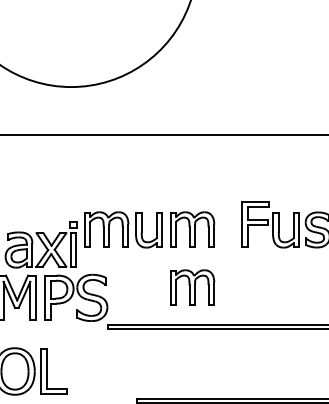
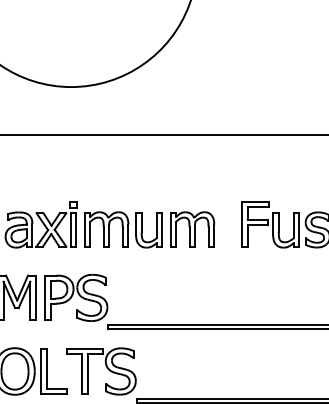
part position: (40, 244) -> (40, 224) (40, 224)
part: present -> none (192, 287)
part: none -> present (107, 369)
